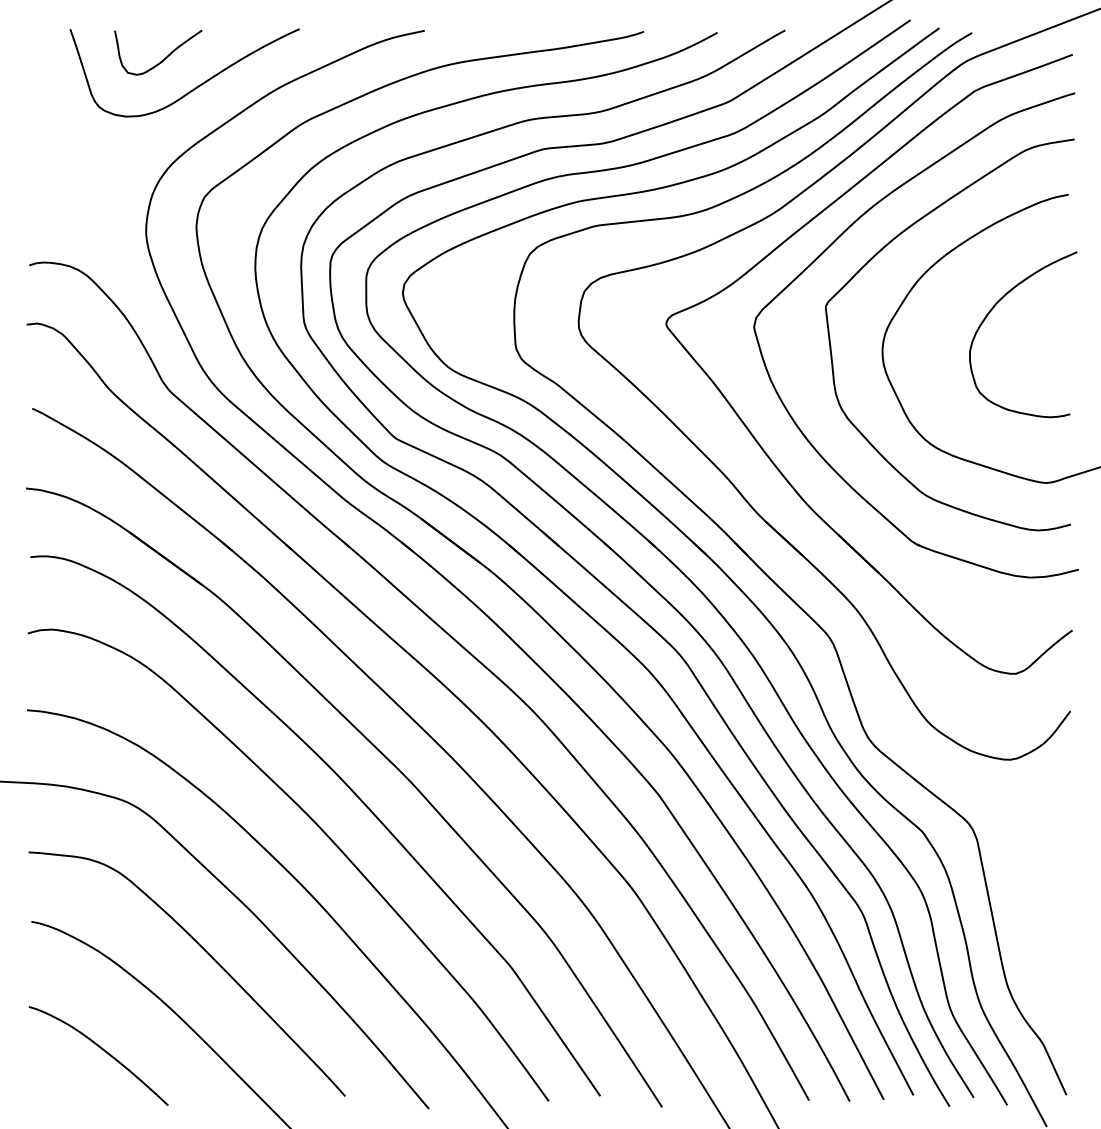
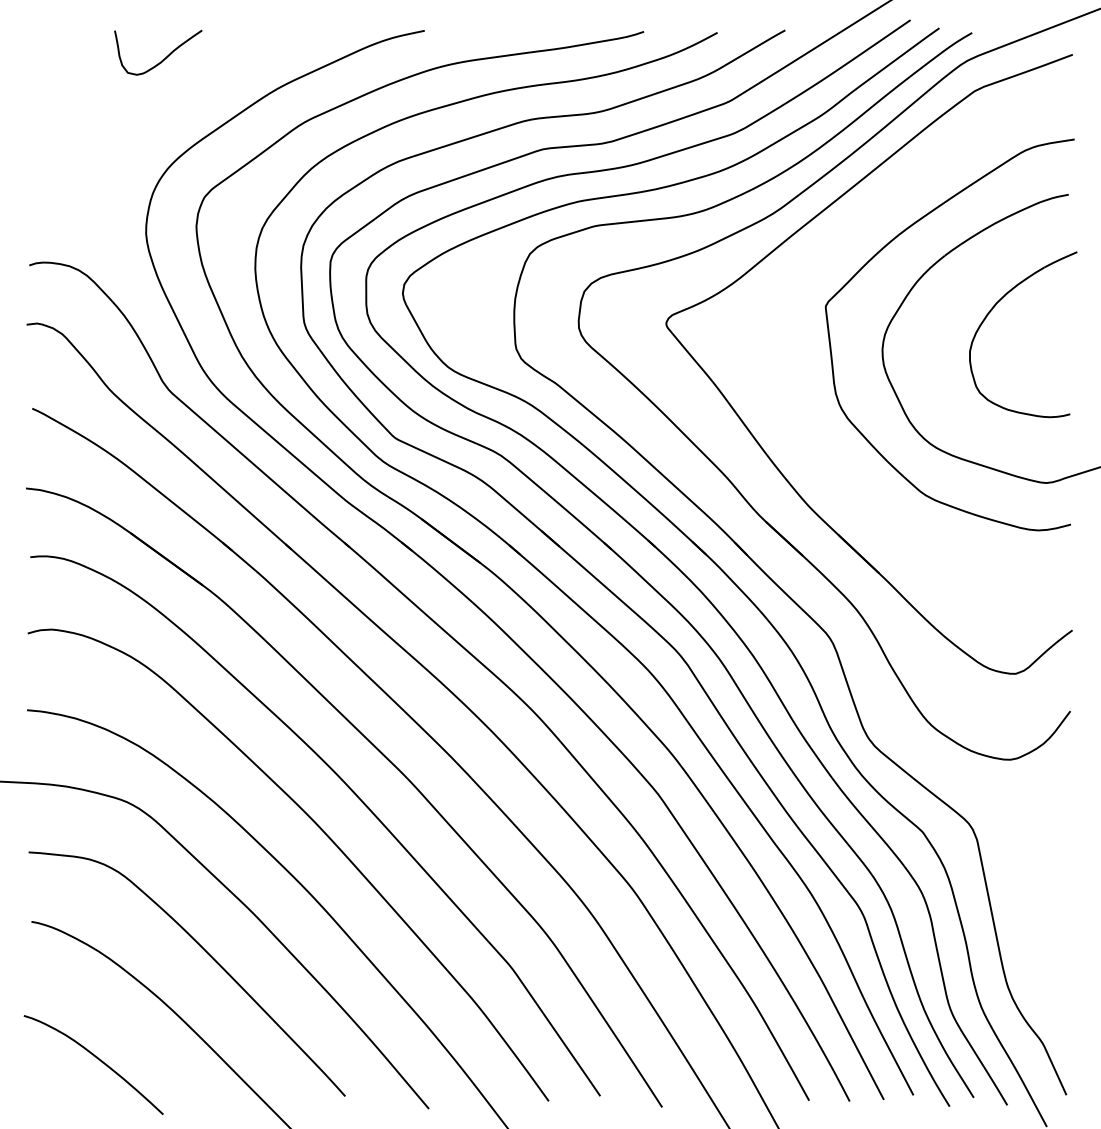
curve: present -> none (193, 88)
part: present -> none (828, 248)
curve position: (102, 1050) -> (97, 1059) (97, 1059)
